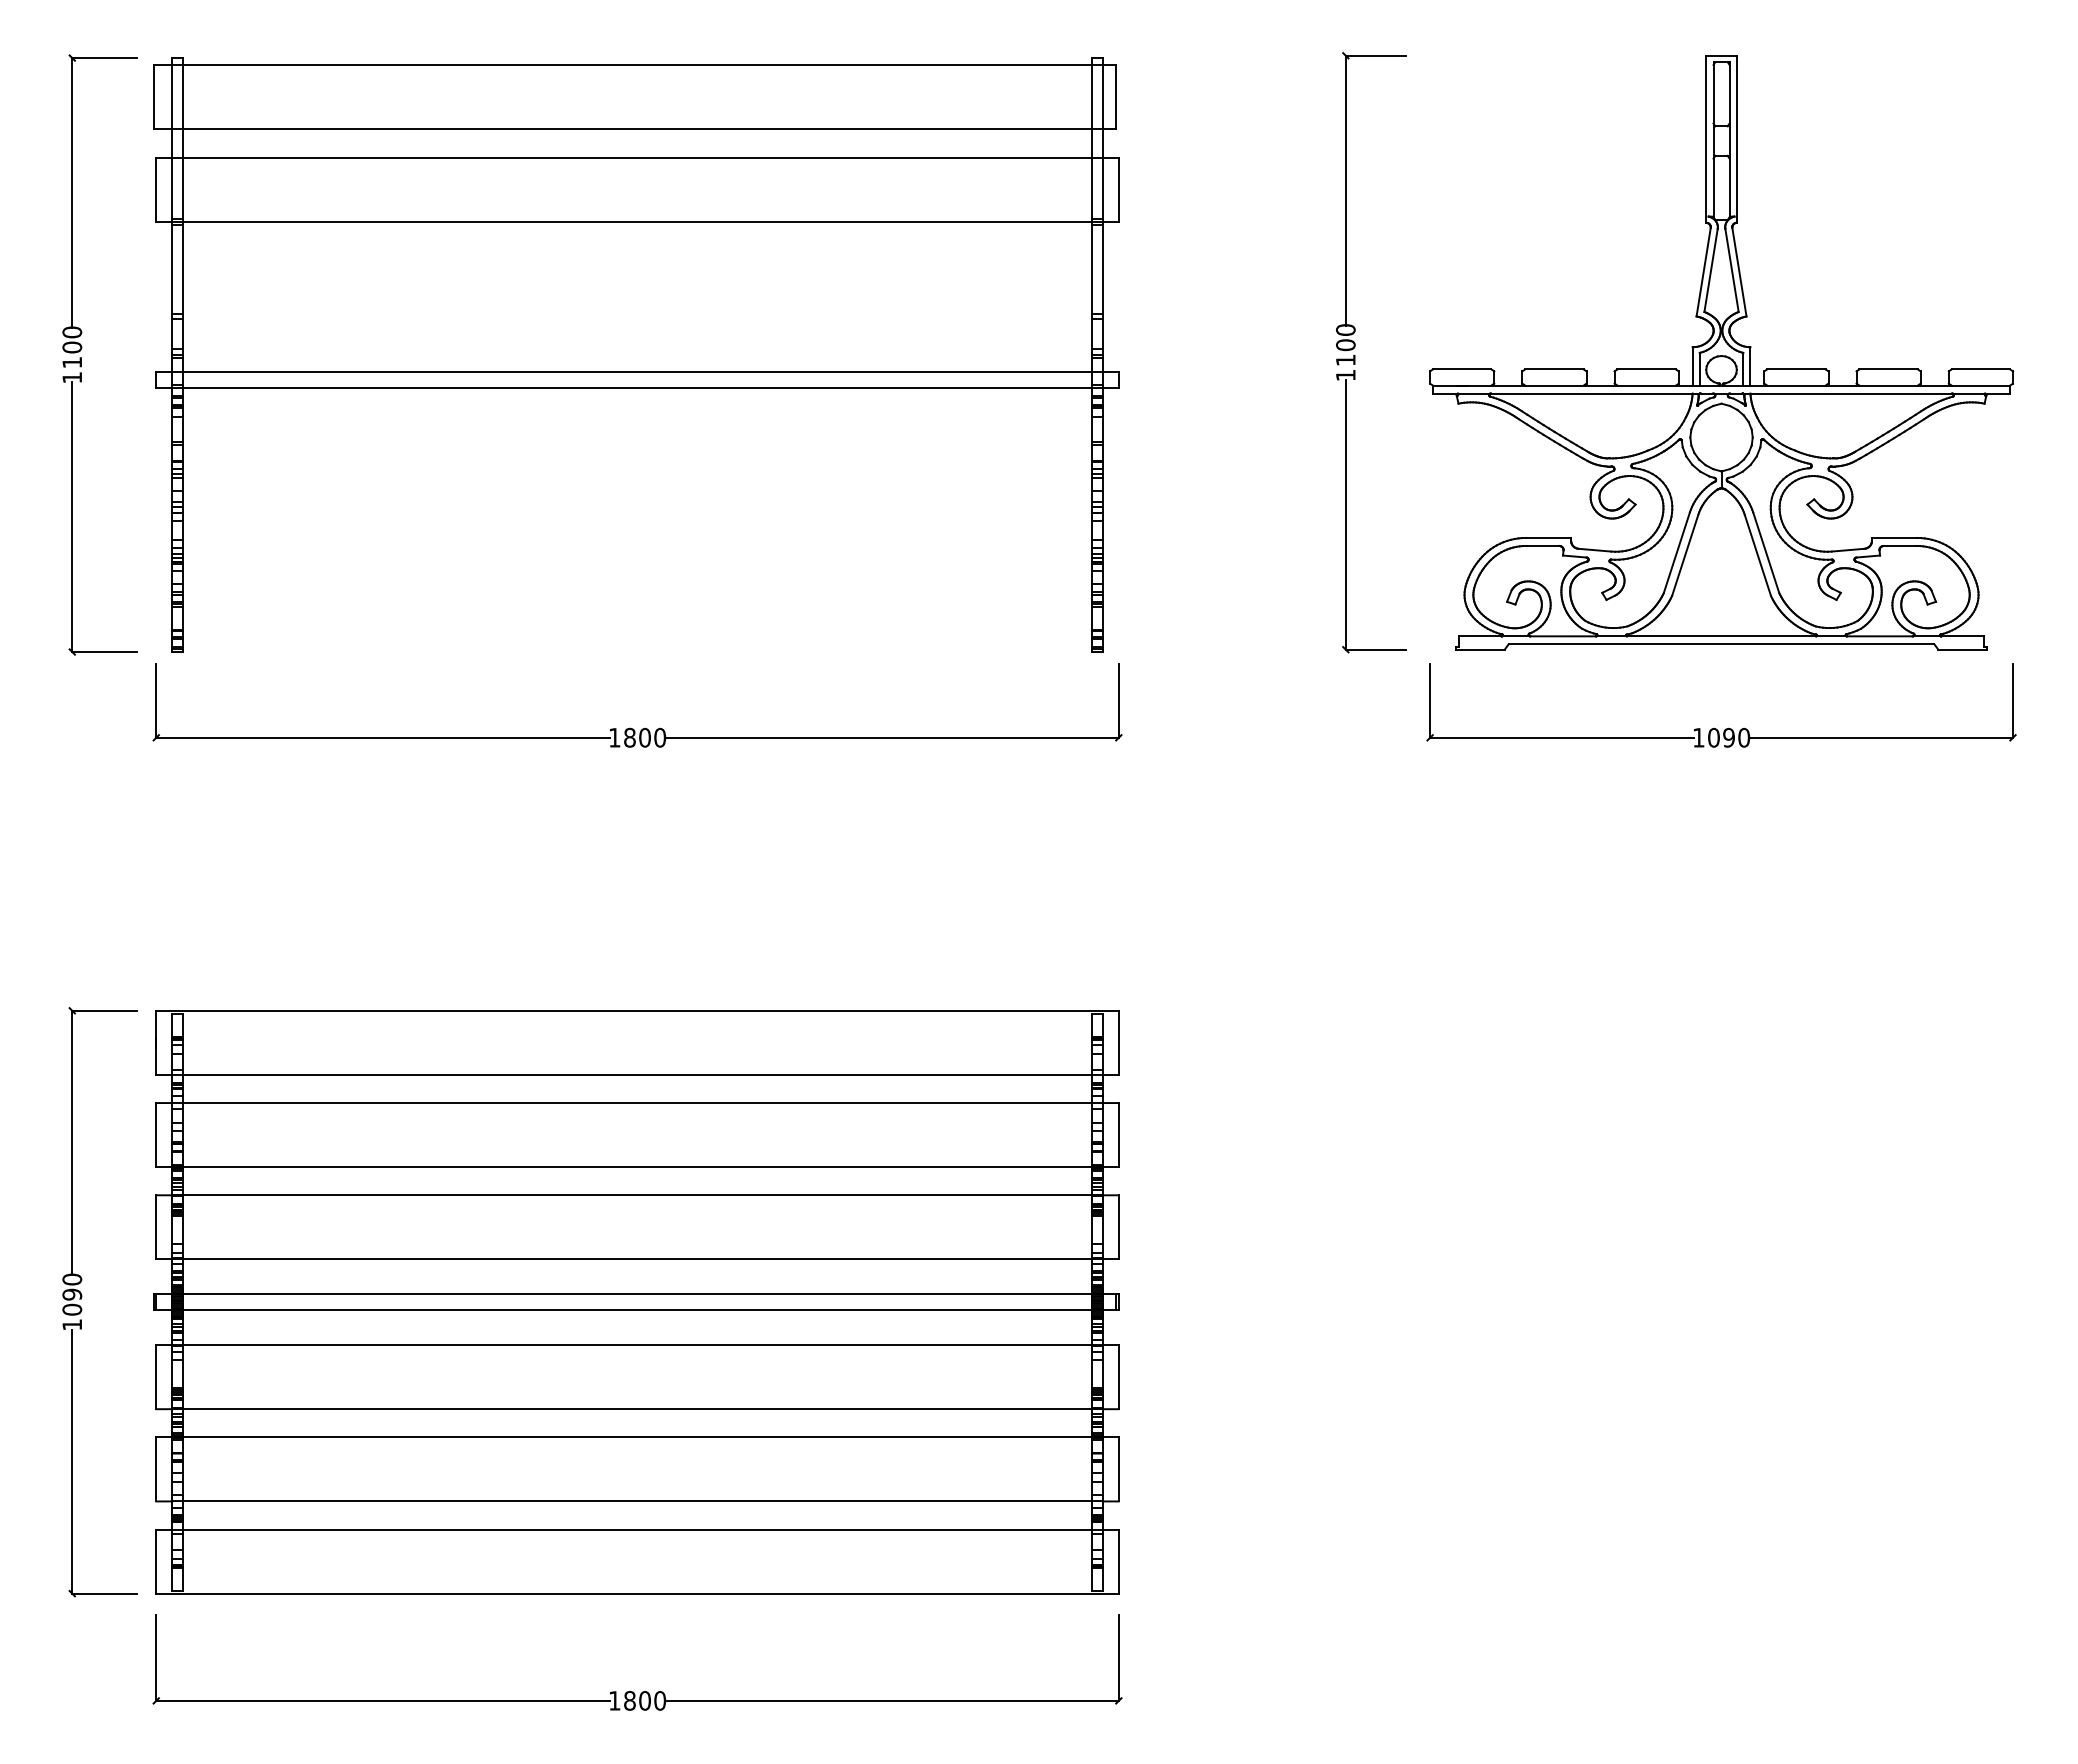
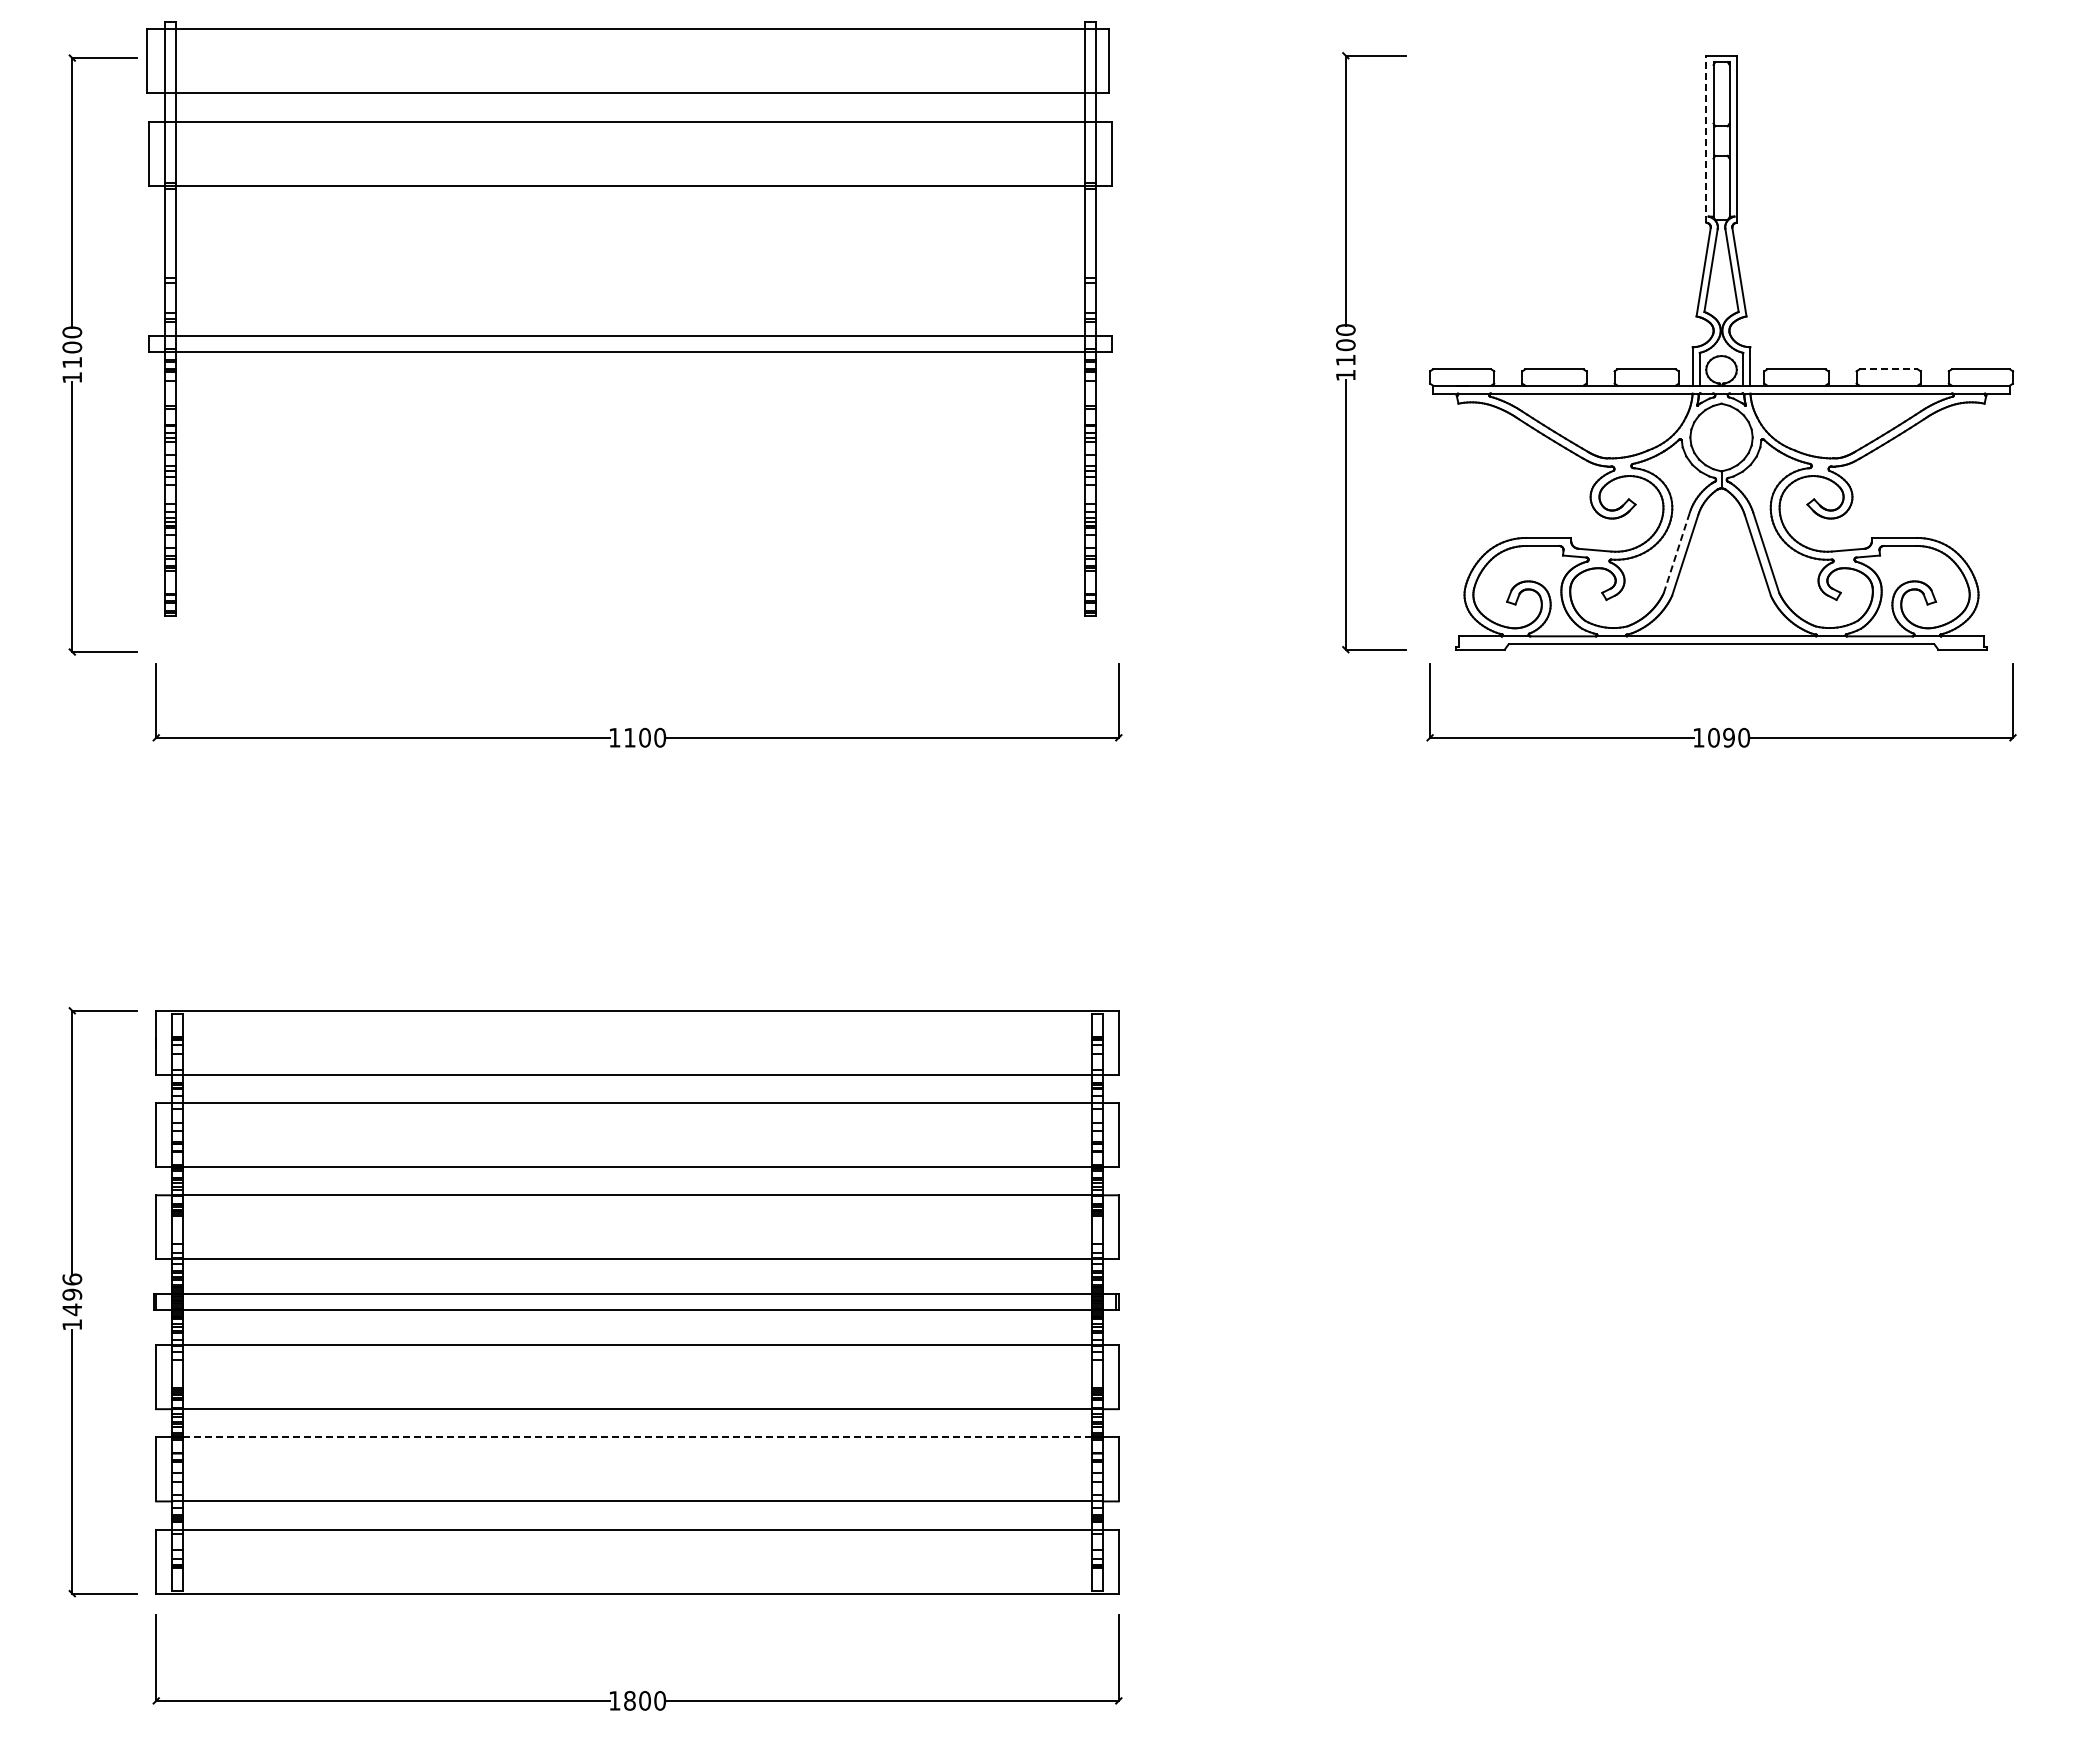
line: solid -> dashed (1706, 138)
part position: (636, 354) -> (629, 318) (629, 318)
line: solid -> dashed (1889, 369)
line: solid -> dashed (1677, 552)
text: 1800 -> 1100 (629, 737)
text: 1090 -> 1496 (72, 1294)
line: solid -> dashed (637, 1437)
